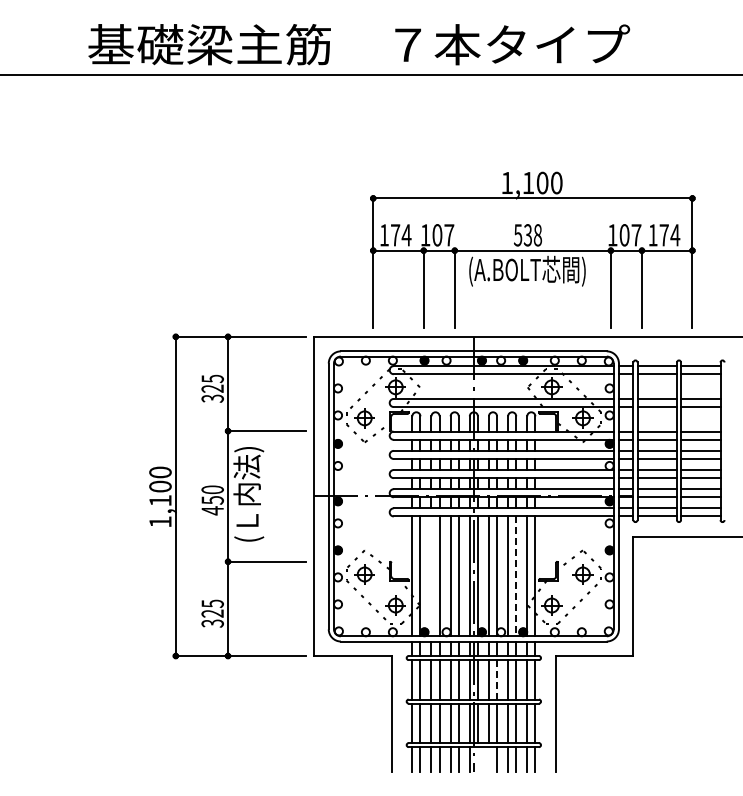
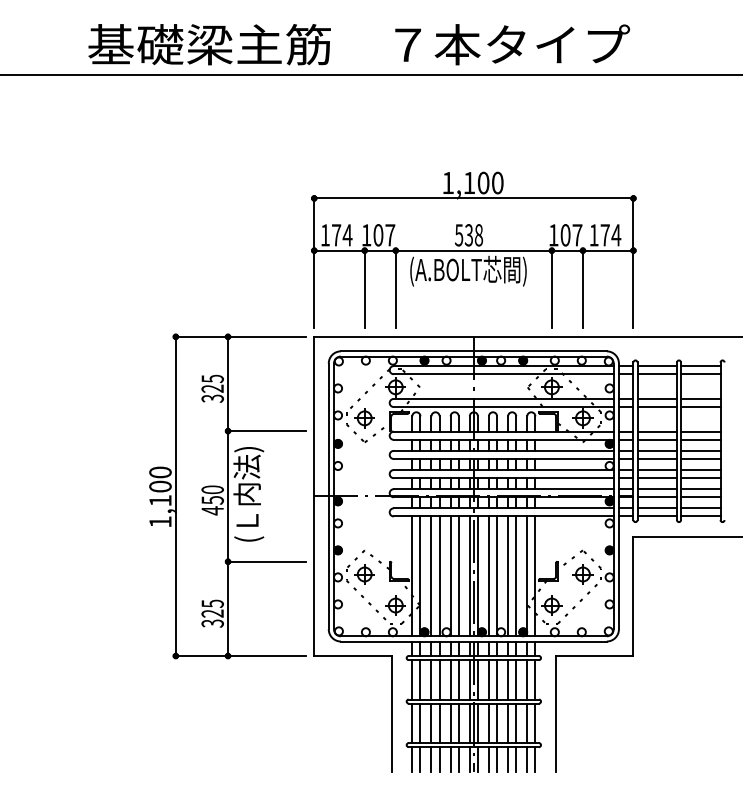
part position: (532, 249) -> (473, 249) (473, 249)
line: none -> present (431, 576)
line: dashed -> solid (516, 576)
line: dashed -> solid (497, 679)
line: none -> present (477, 759)
line: none -> present (488, 759)
